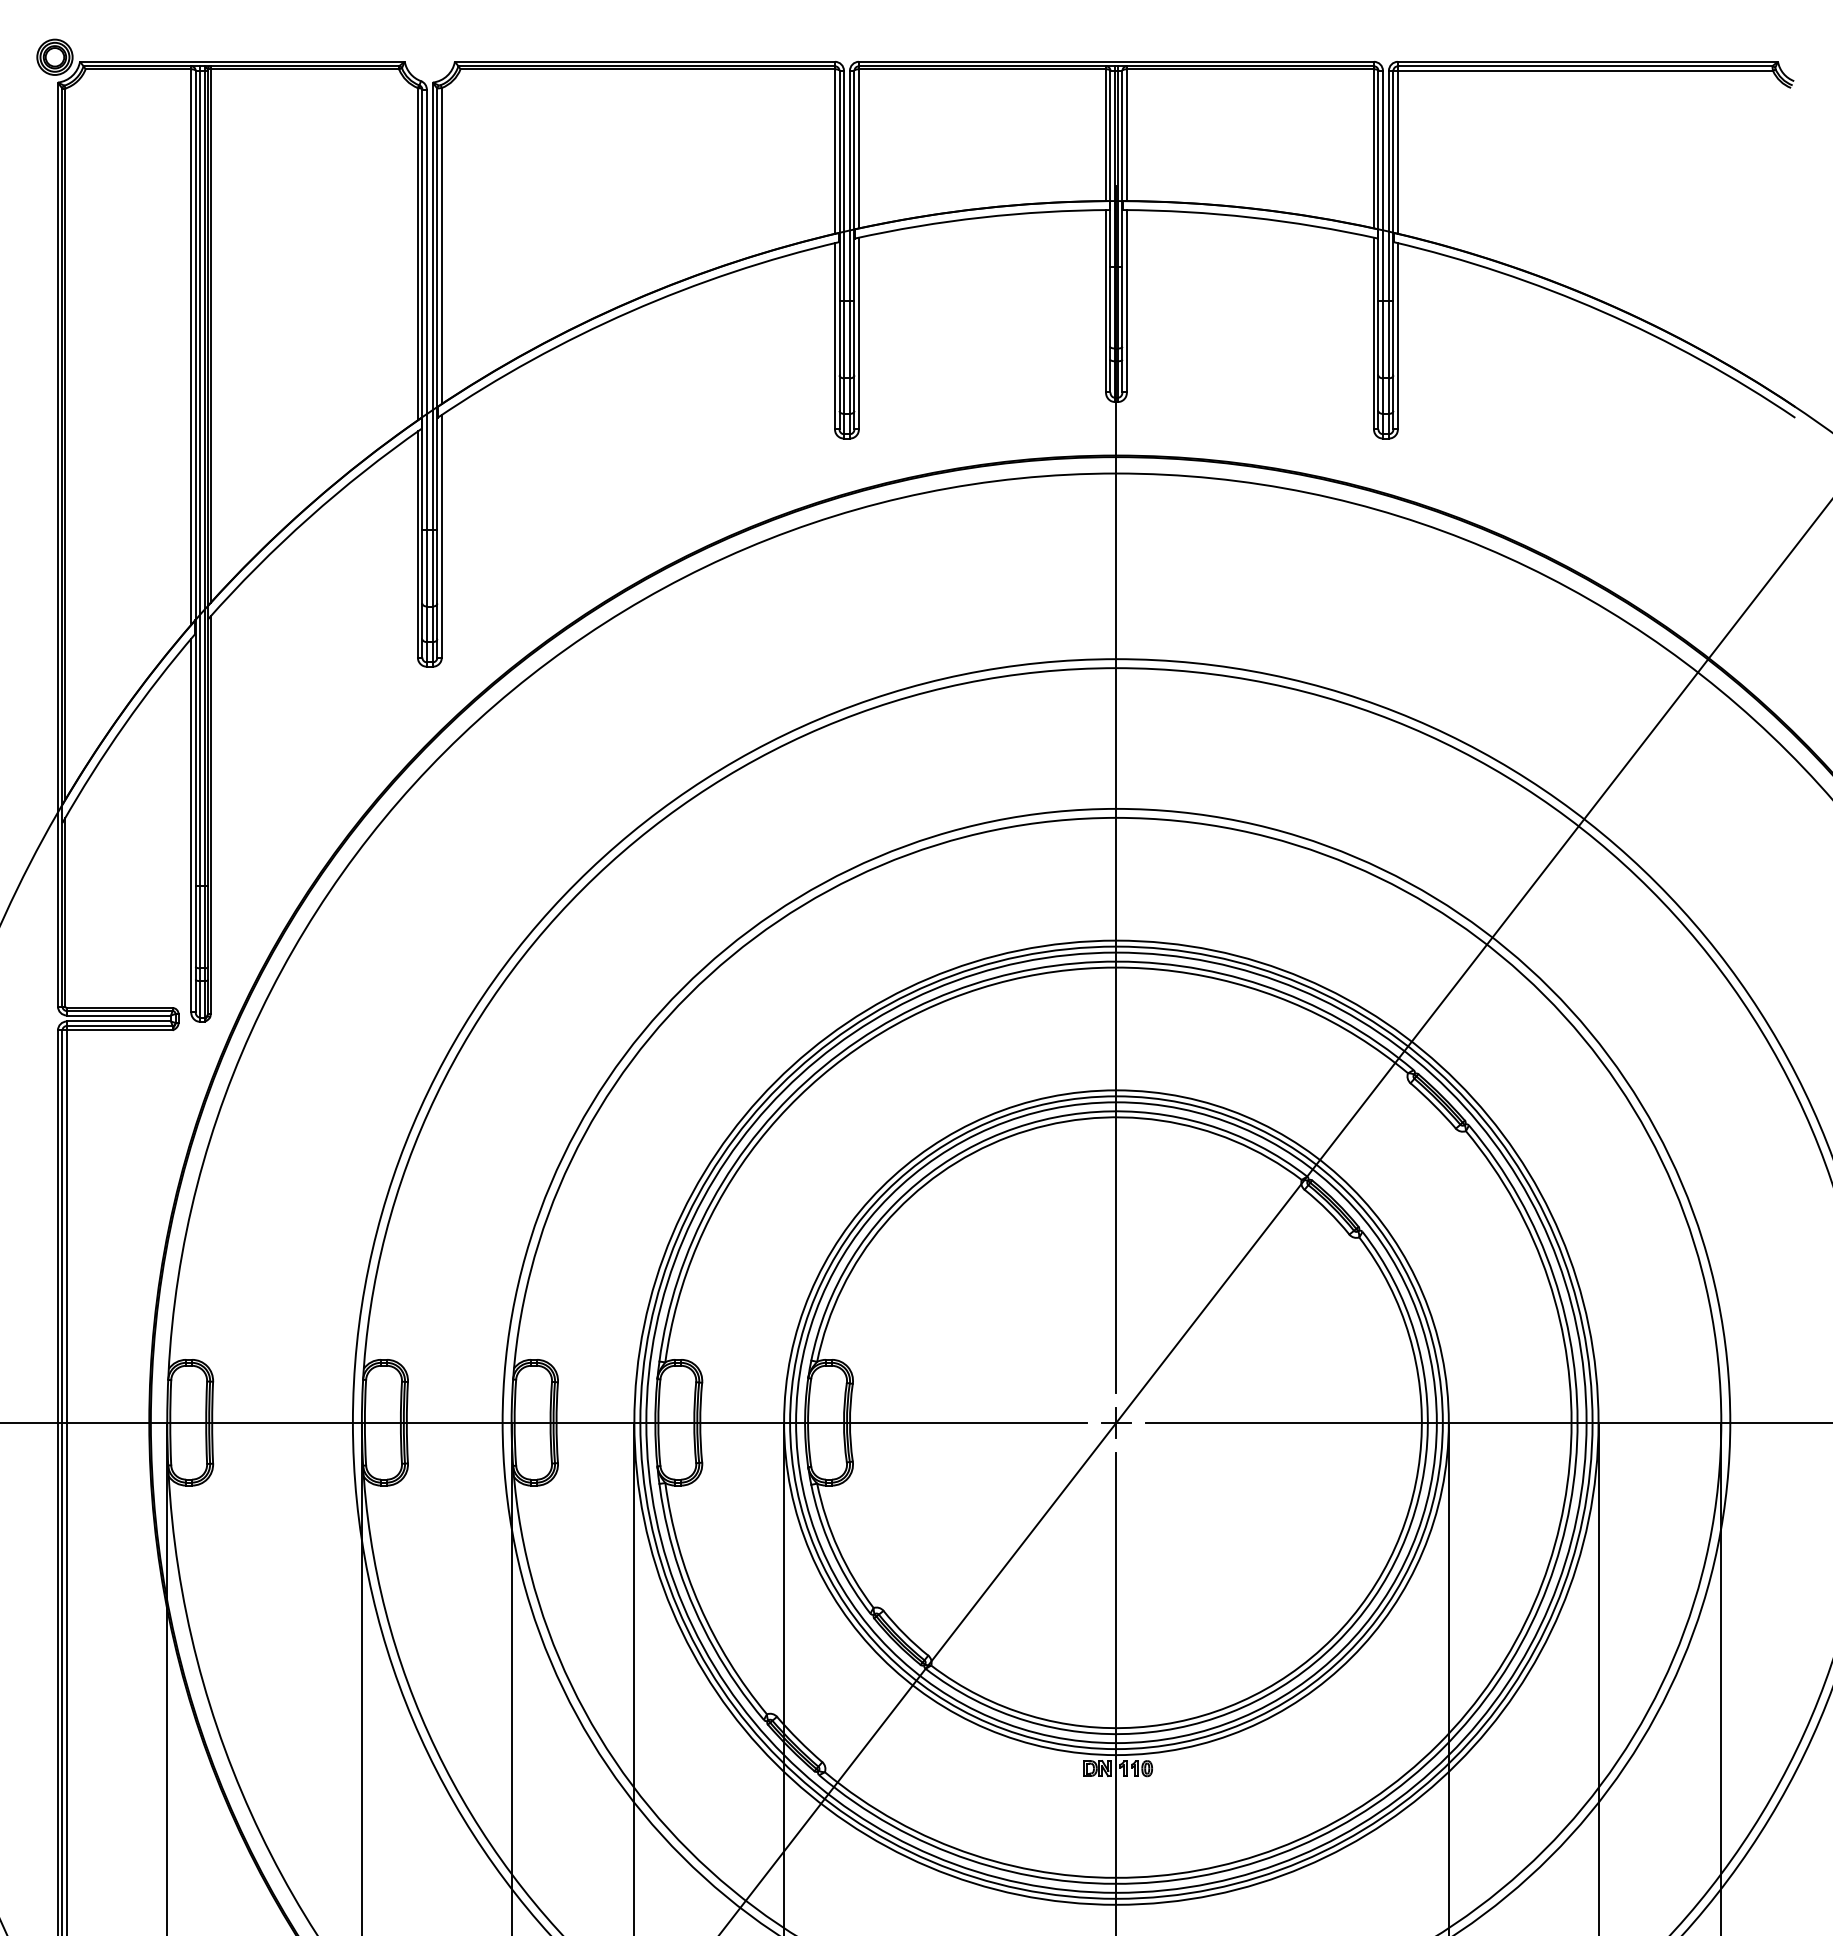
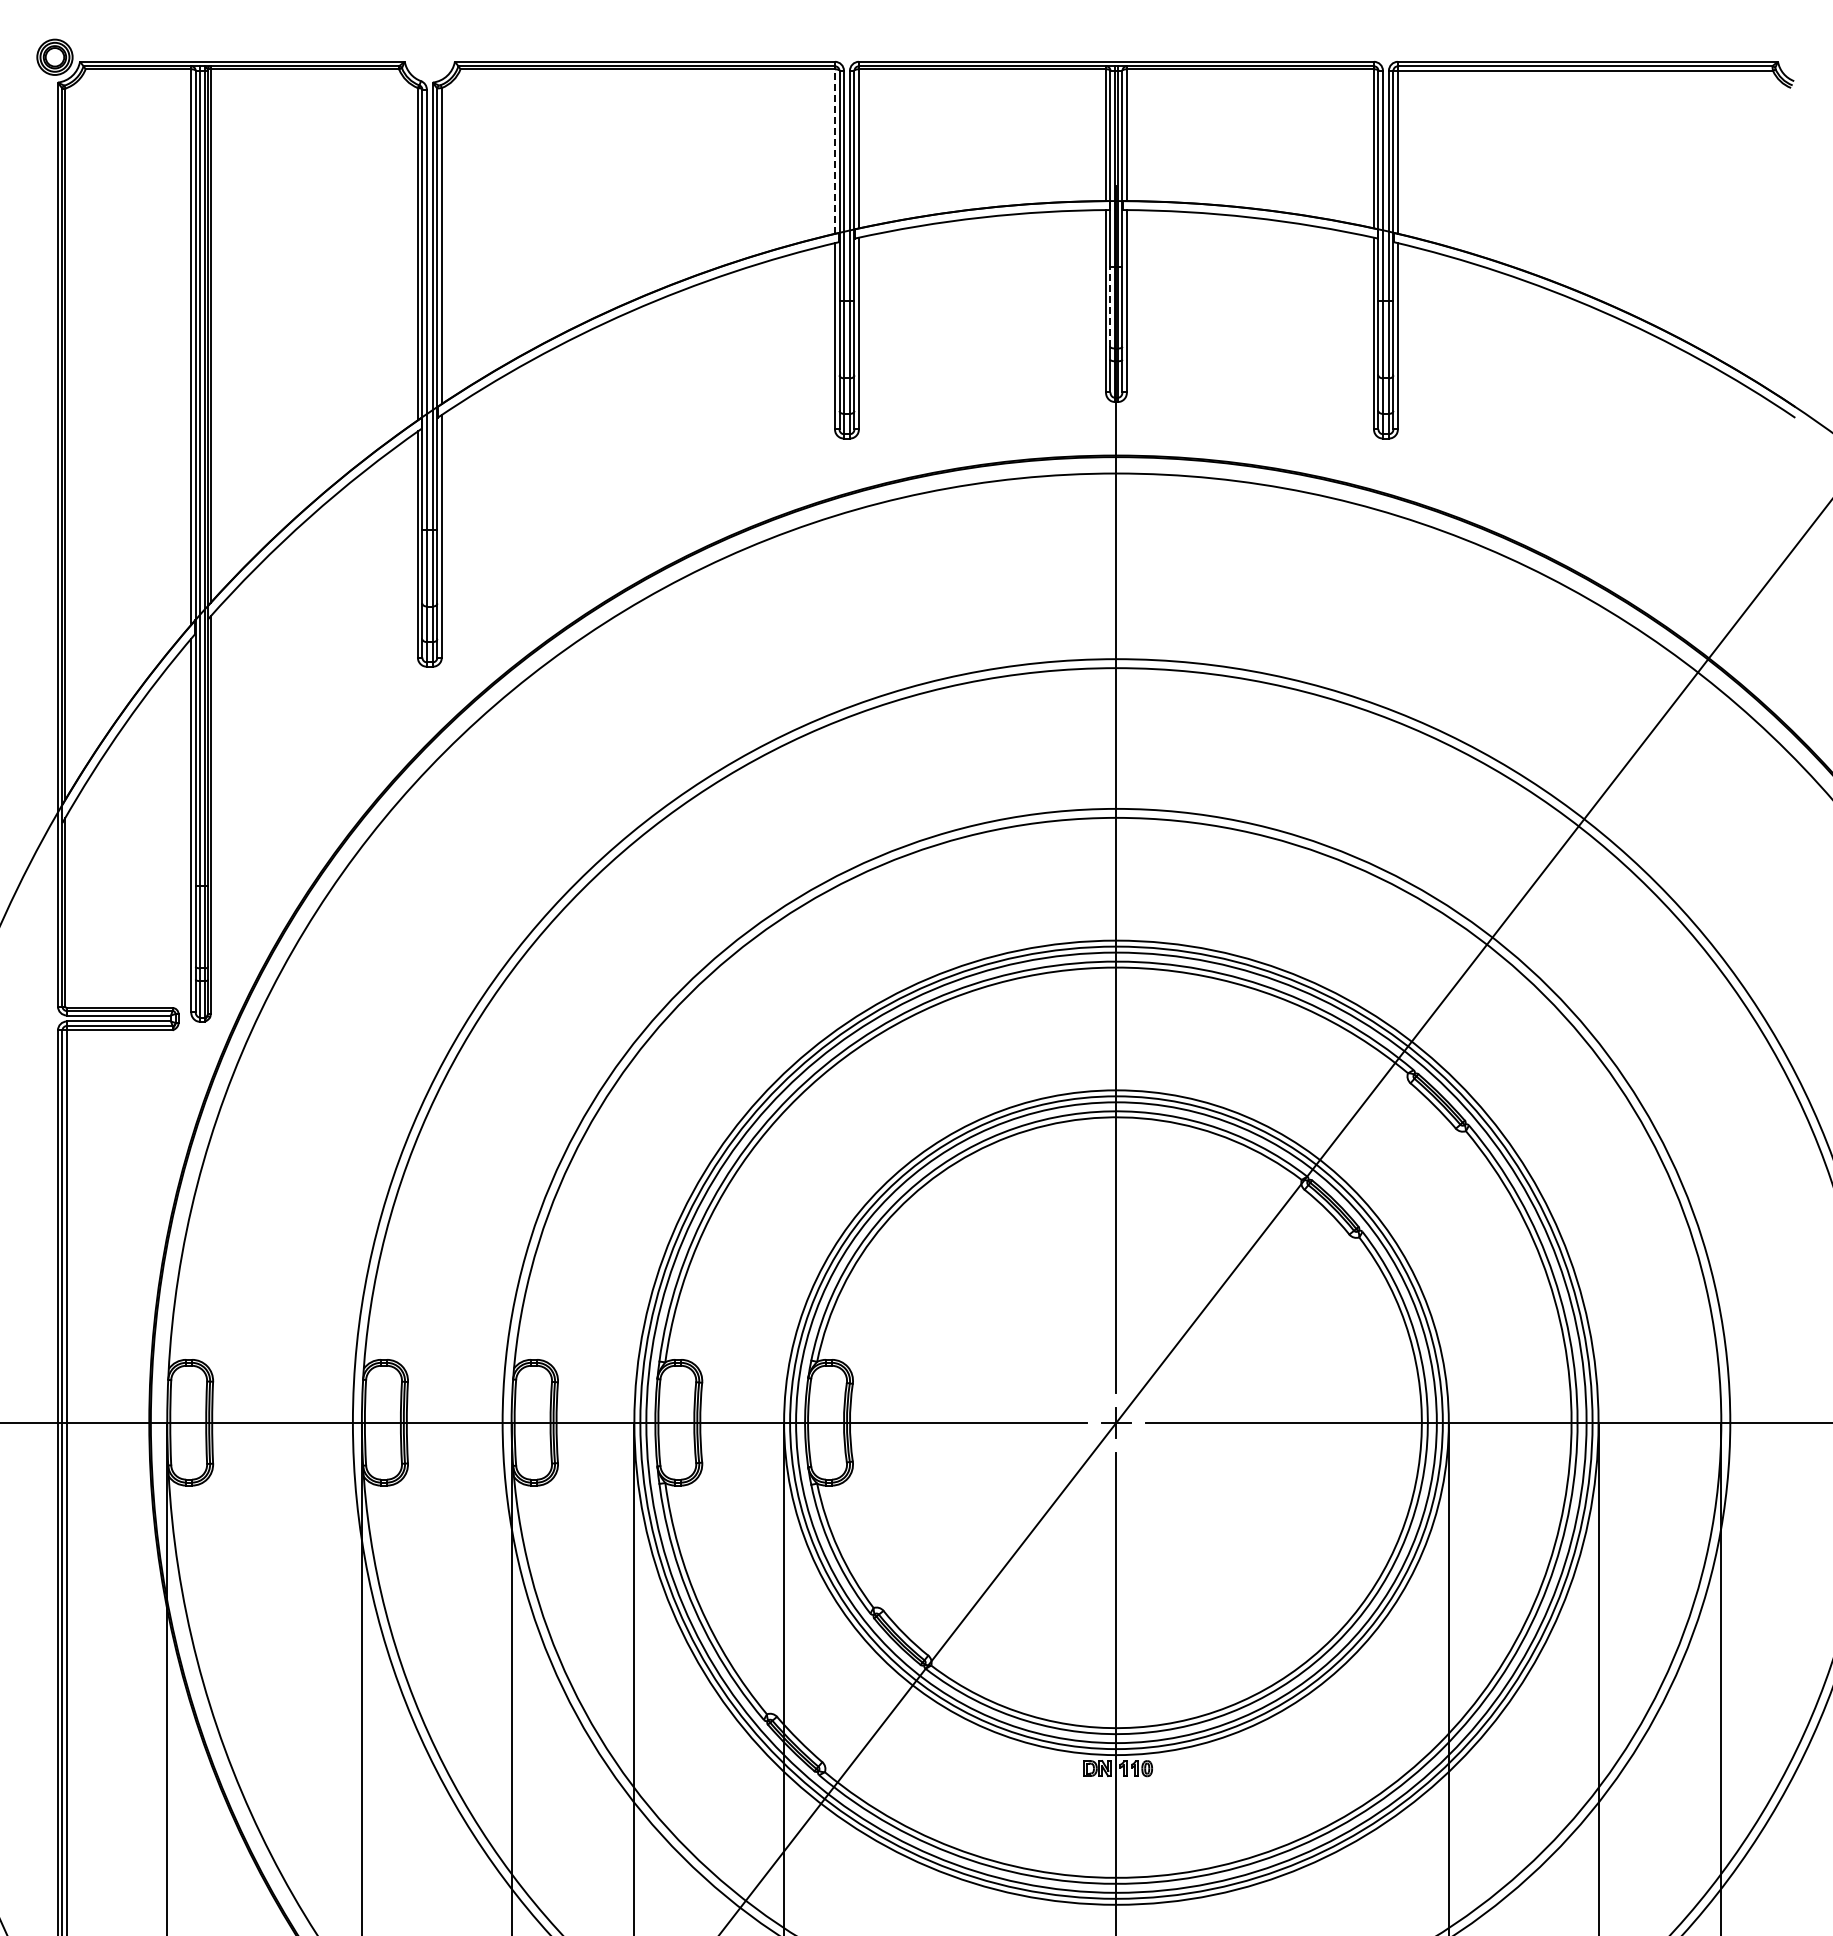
line: solid -> dashed (835, 151)
line: solid -> dashed (1110, 306)
